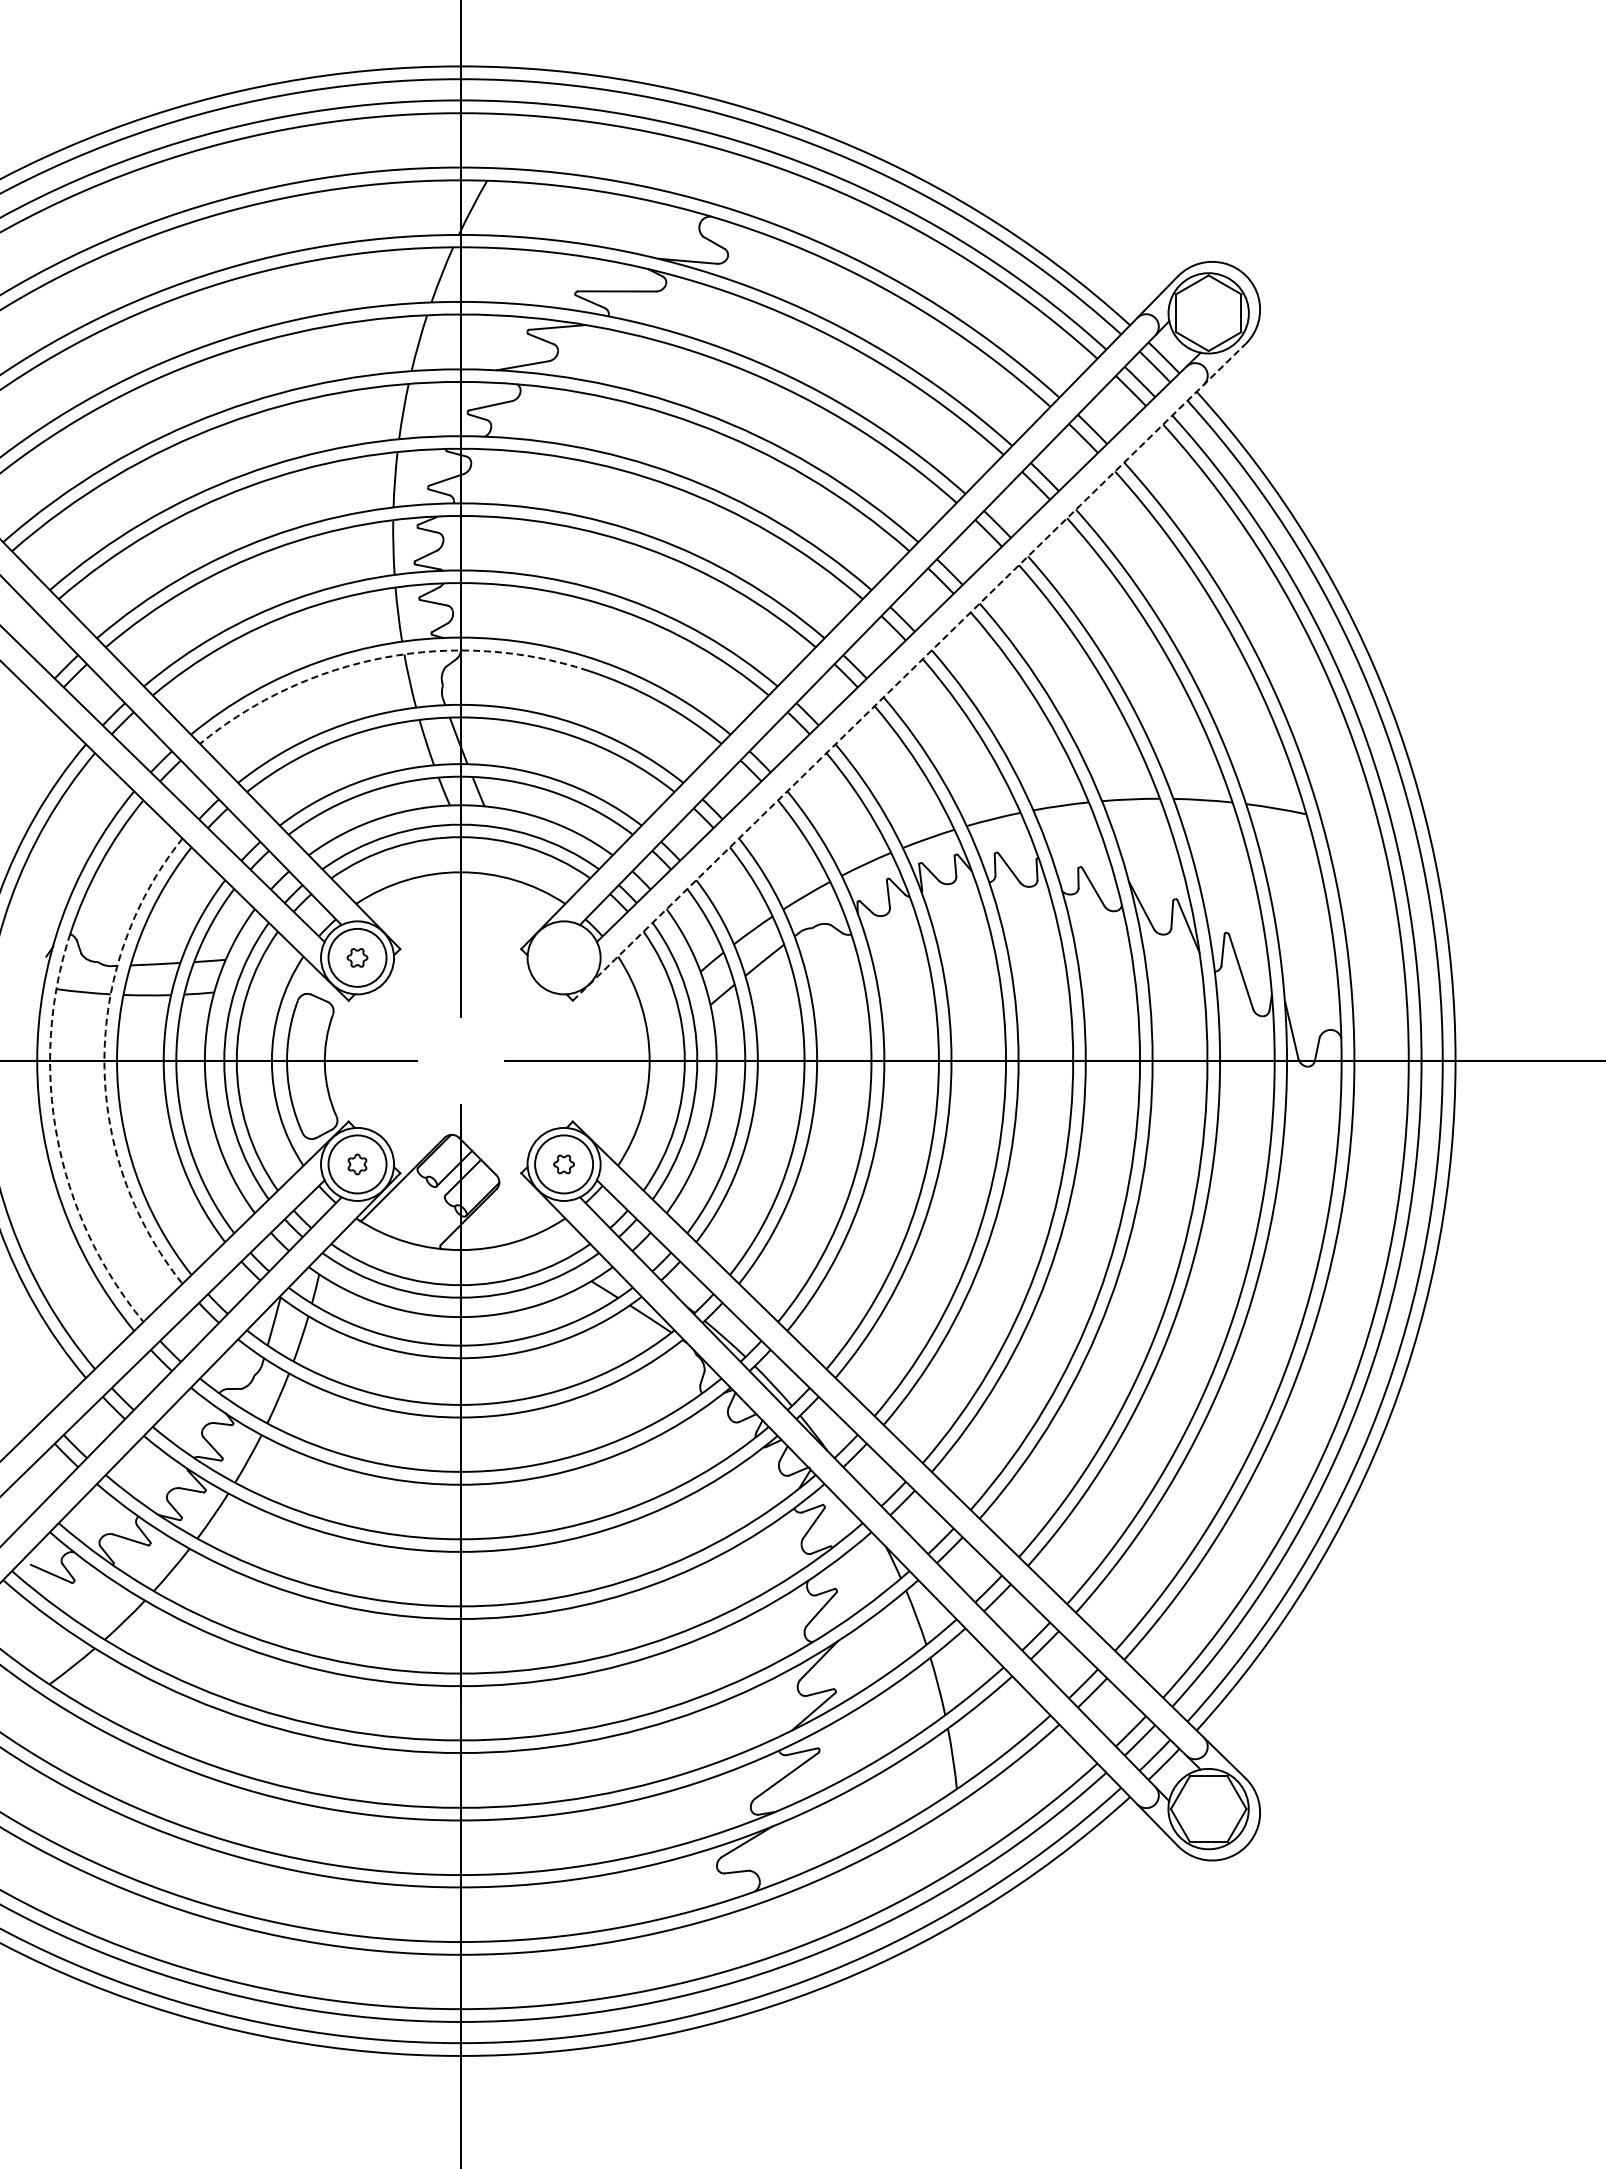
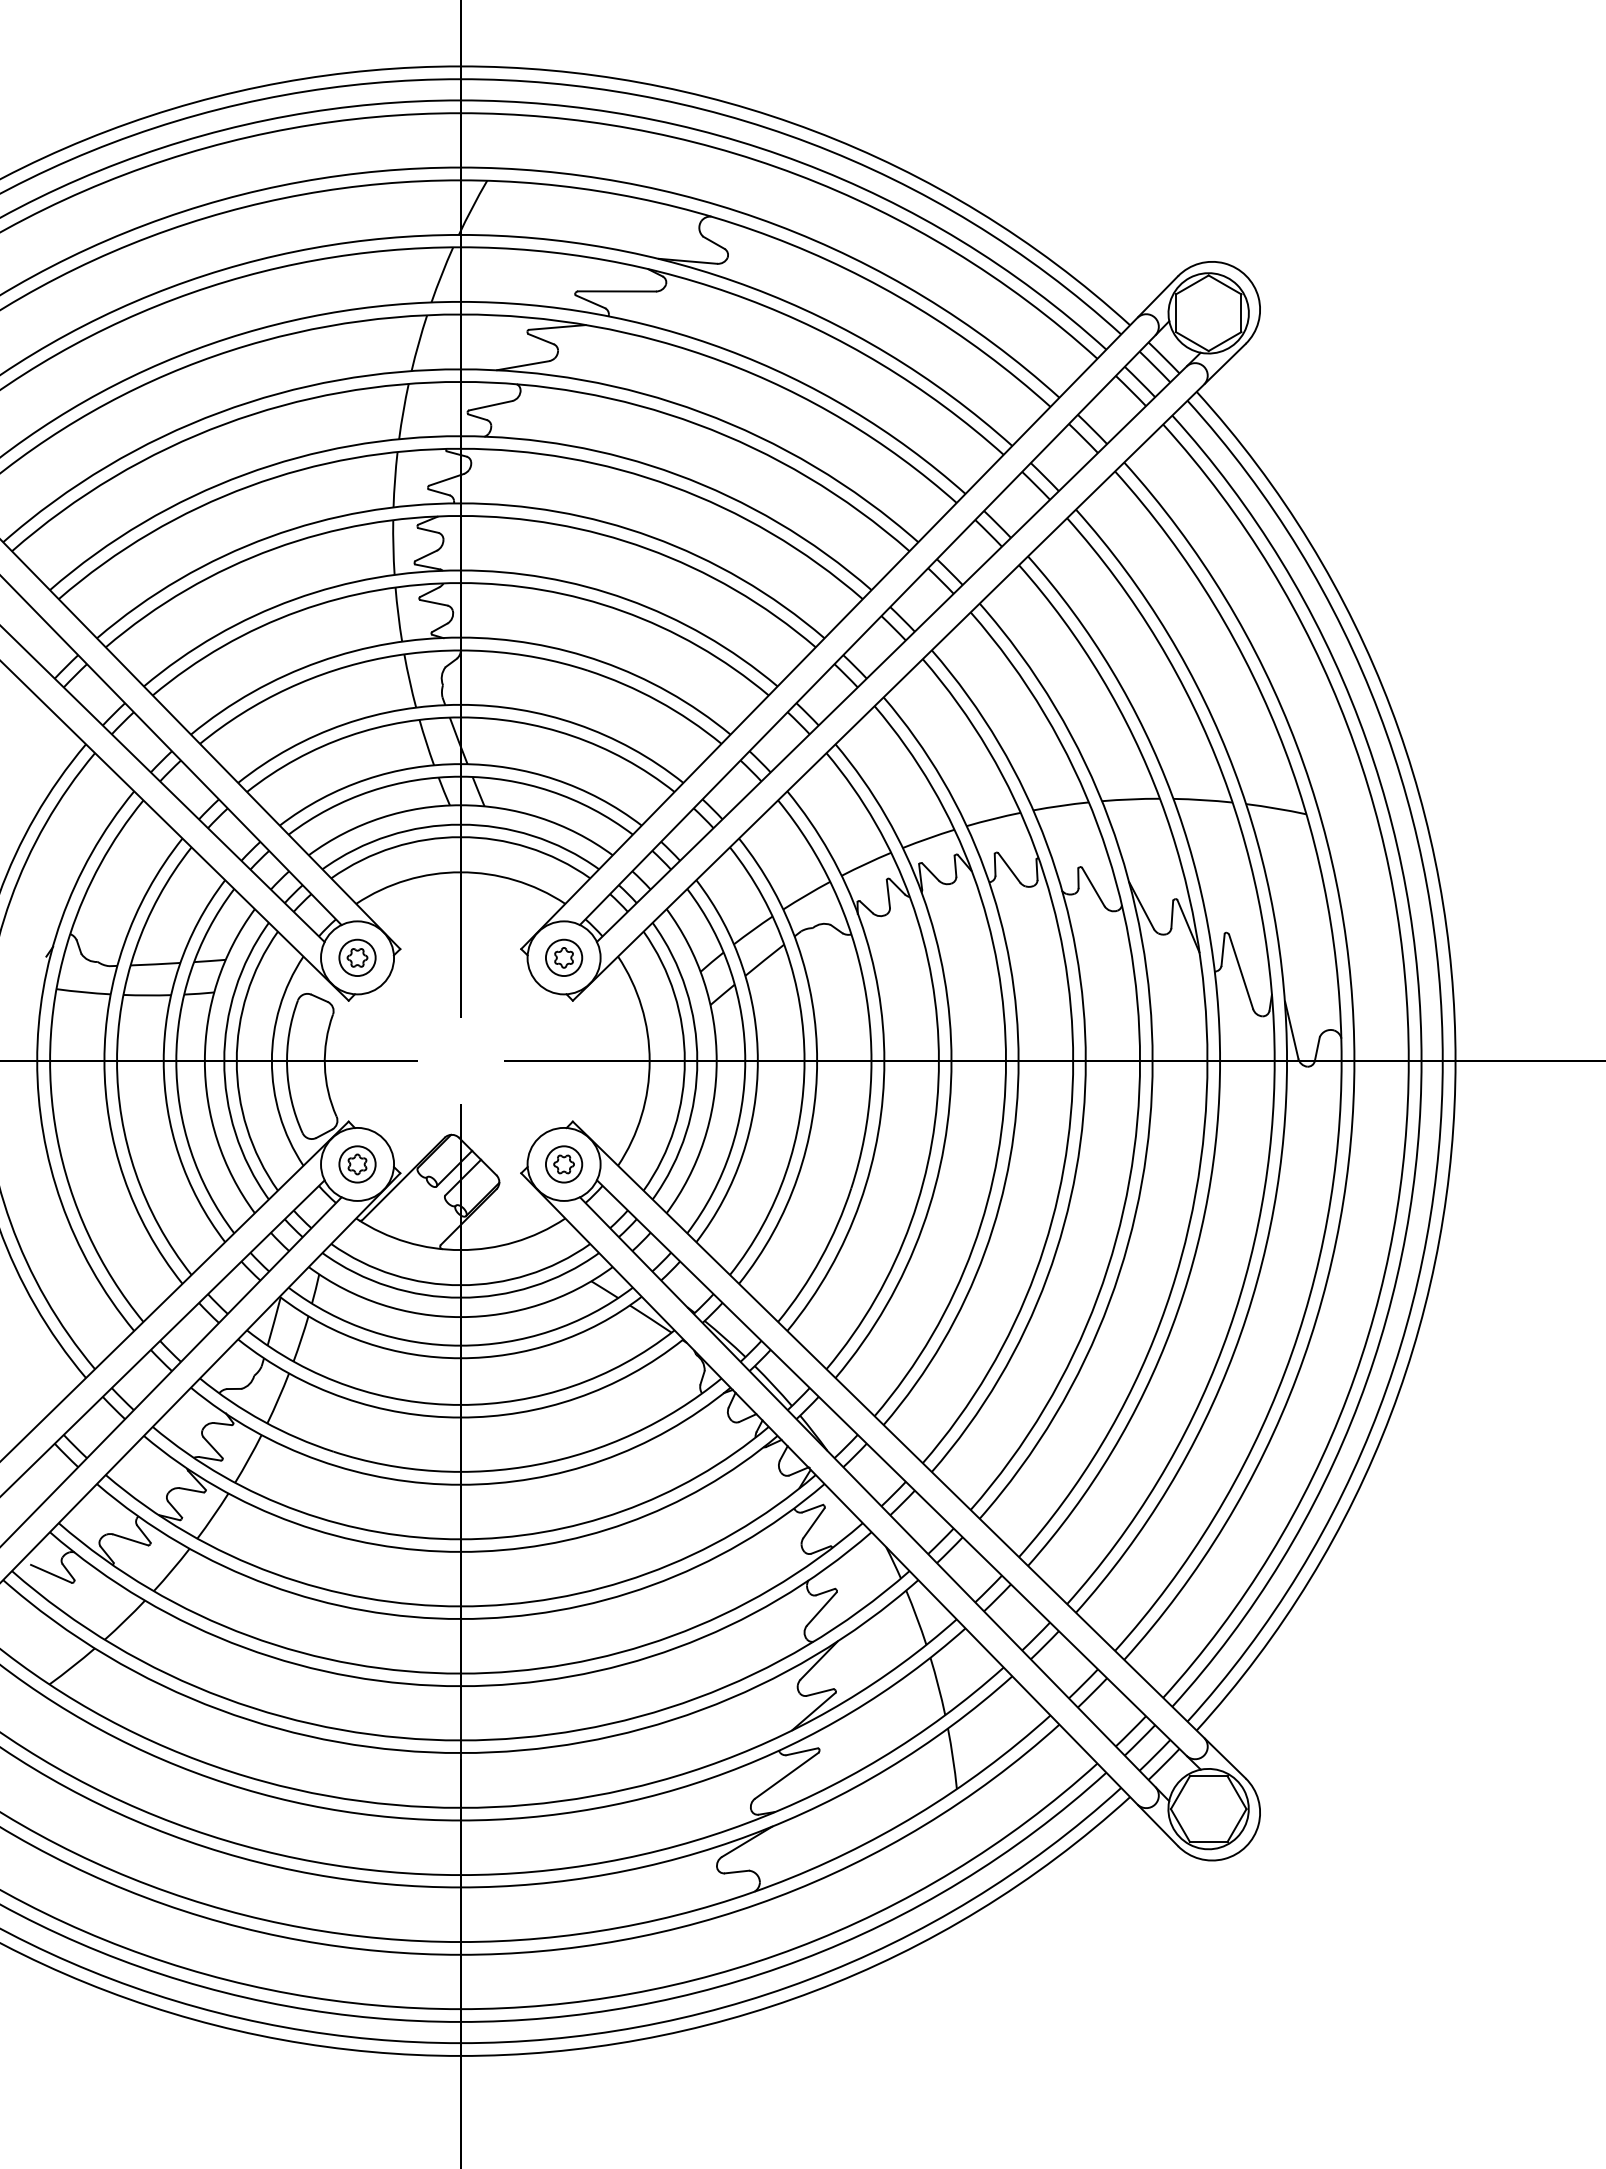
arc: dashed -> solid (384, 657)
line: dashed -> solid (909, 672)
circle diameter: 58 px -> 36 px (357, 957)
part: none -> present (564, 957)
arc: dashed -> solid (104, 1061)
arc: dashed -> solid (57, 1137)
circle diameter: 58 px -> 36 px (357, 1164)
circle diameter: 58 px -> 36 px (563, 1164)
